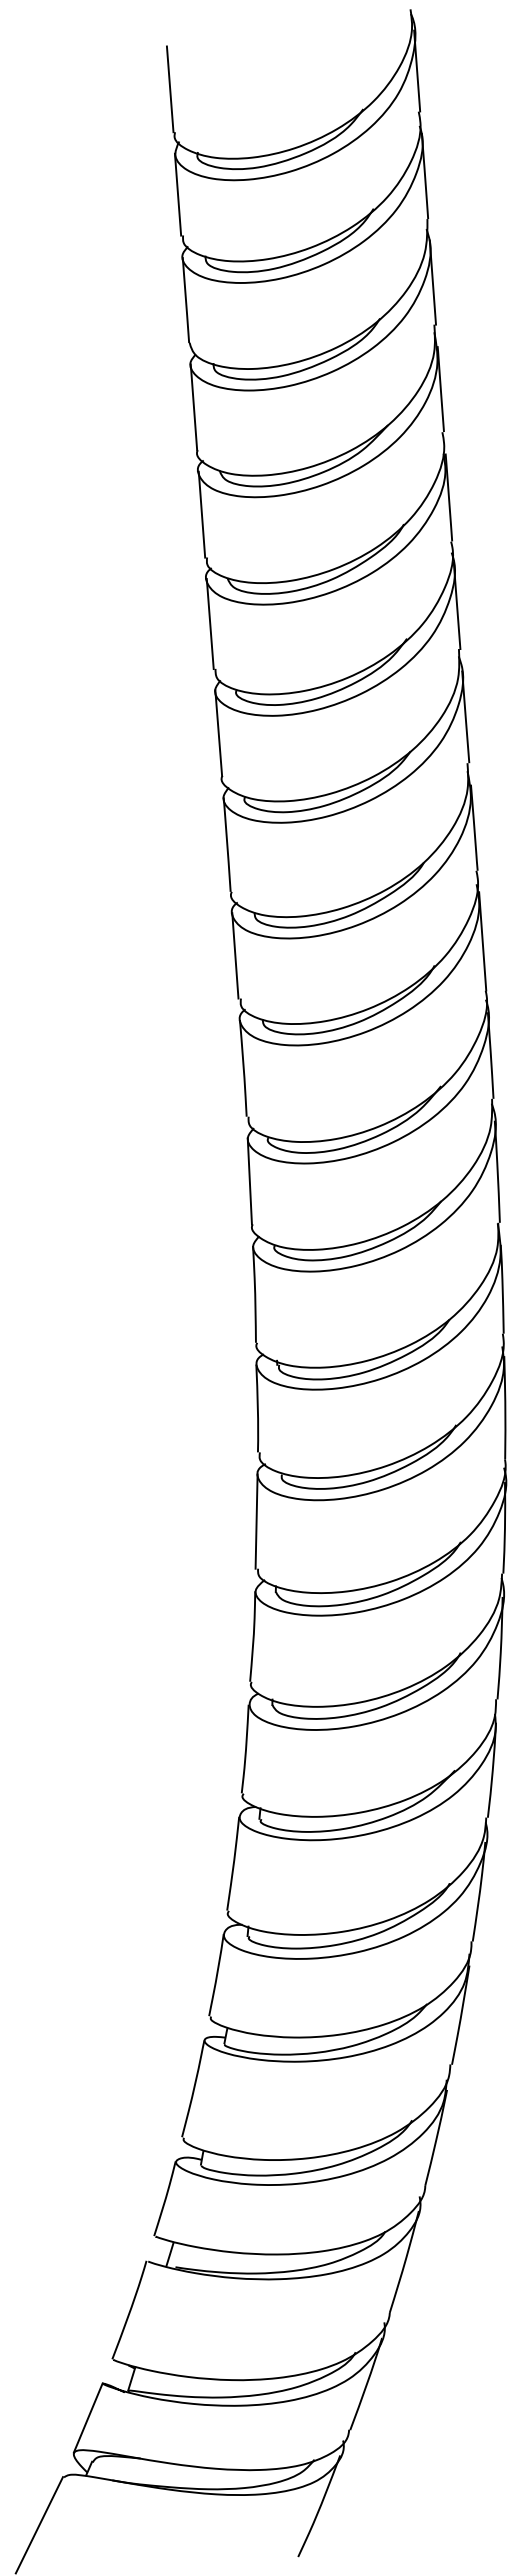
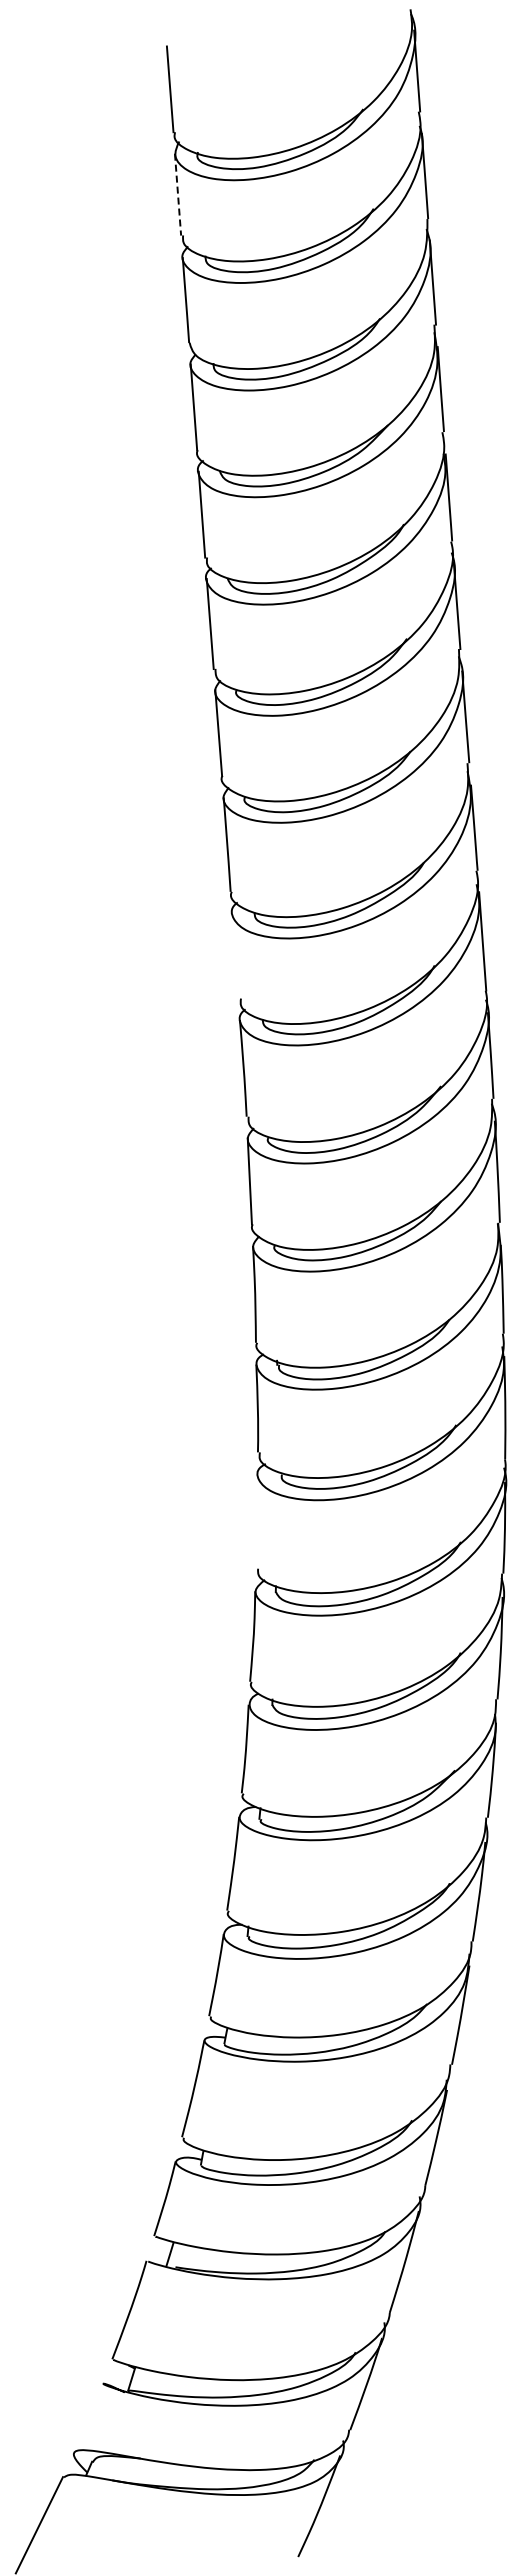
line: solid -> dashed (178, 195)
line: present -> none (235, 955)
line: present -> none (256, 1521)
line: present -> none (87, 2417)
